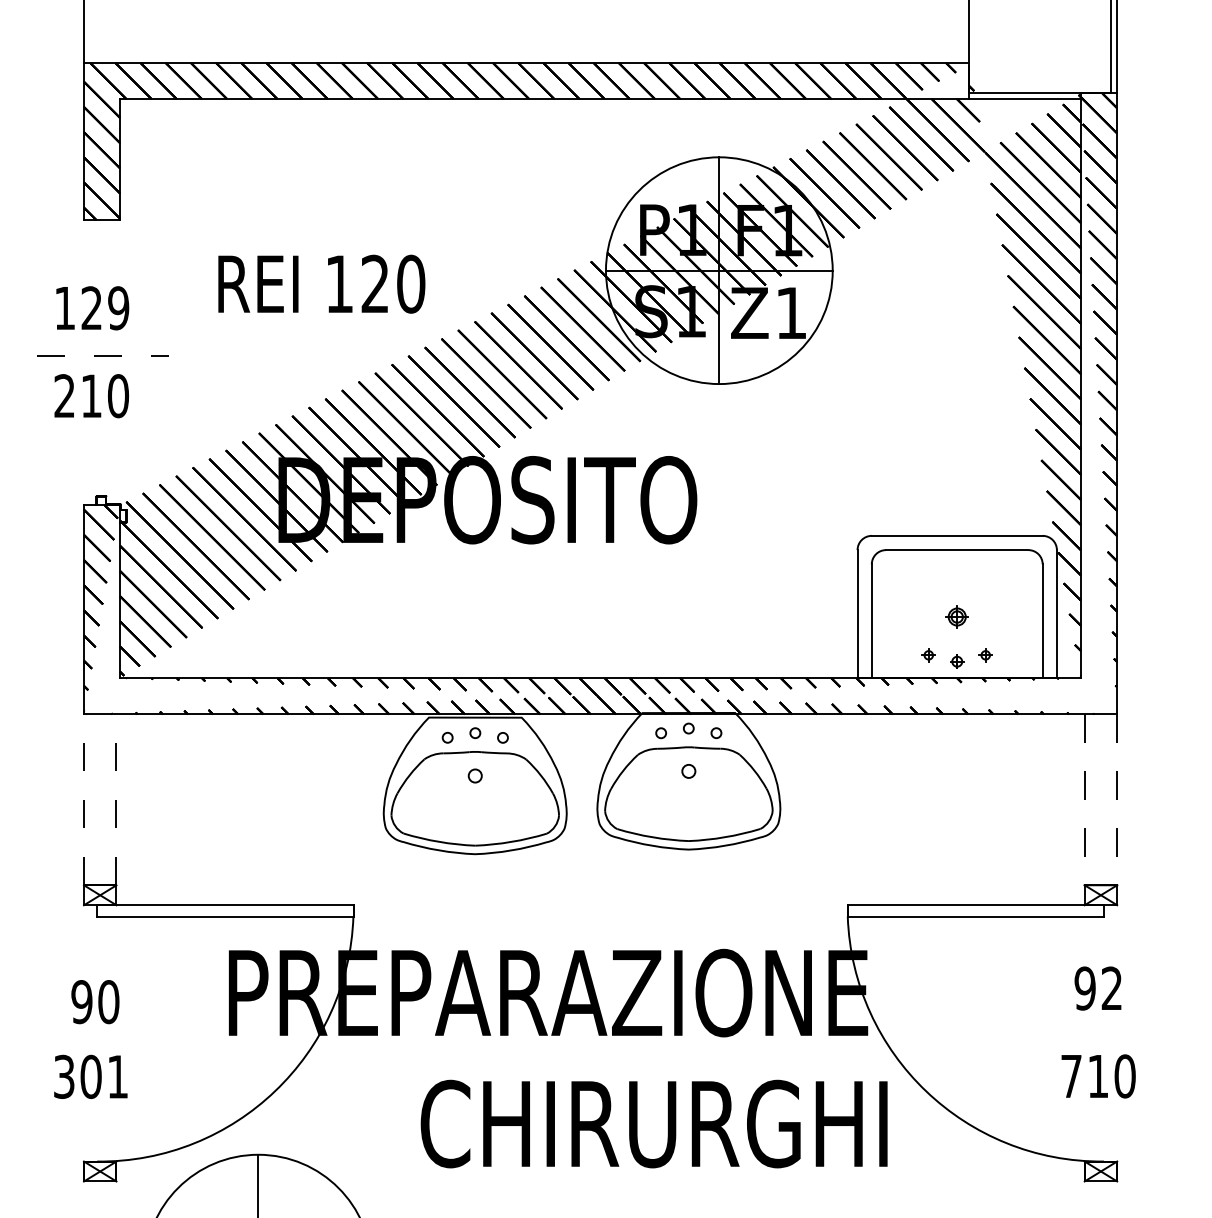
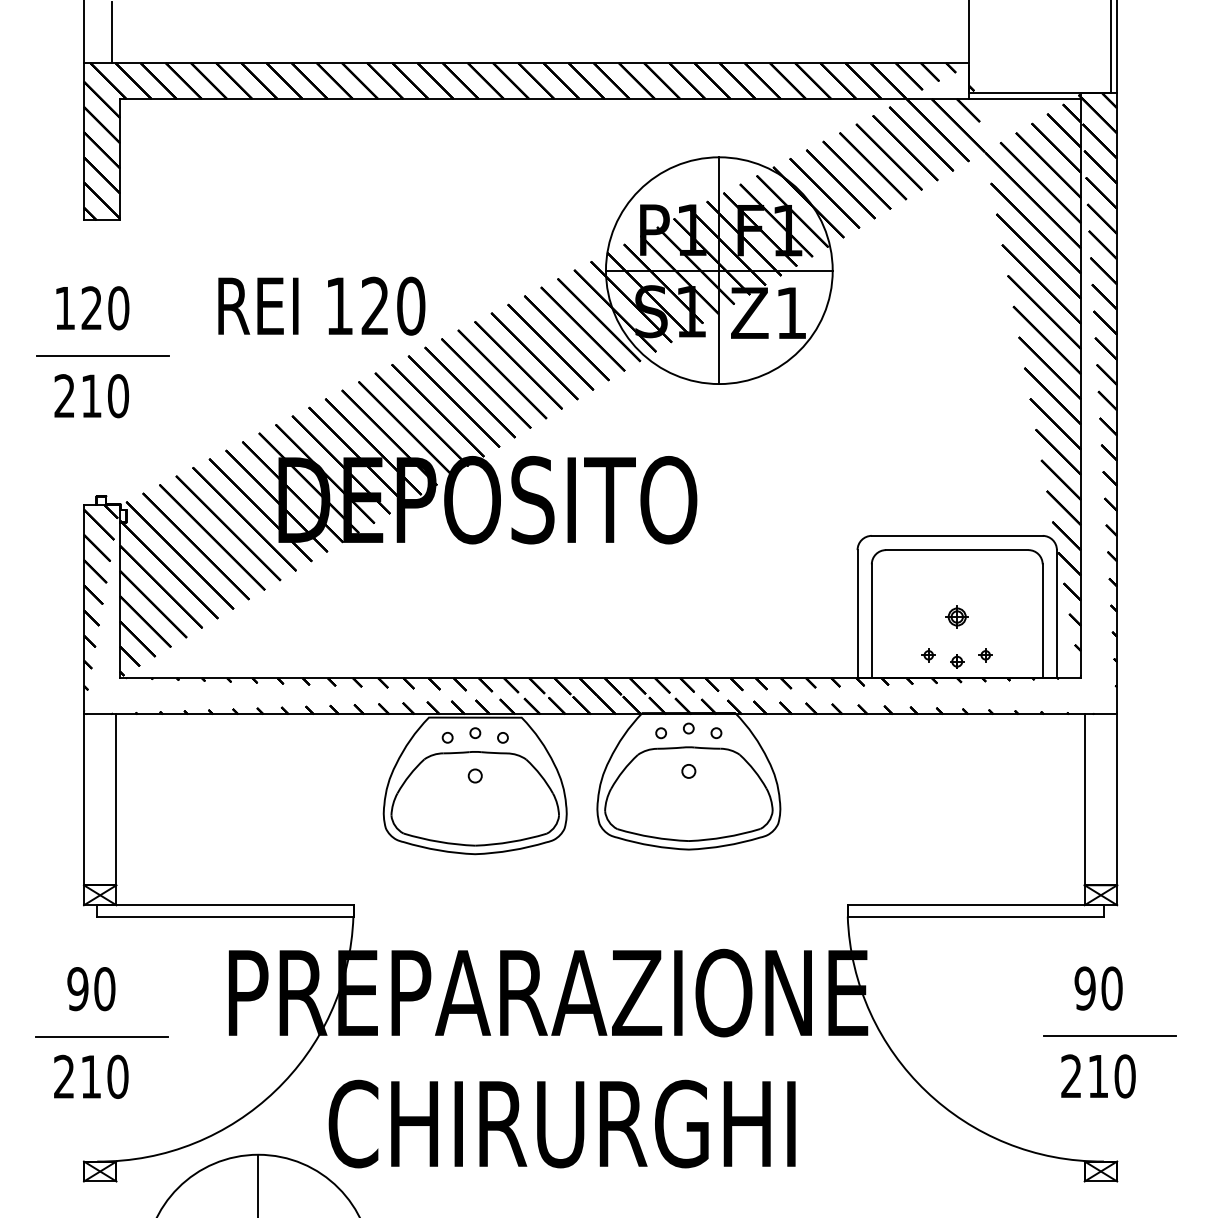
line: none -> present (112, 32)
text position: (321, 283) -> (321, 305) (321, 305)
text: 129 -> 120 (118, 308)
line: dashed -> solid (102, 356)
line: dashed -> solid (84, 799)
line: dashed -> solid (116, 799)
line: dashed -> solid (1084, 800)
line: dashed -> solid (1117, 800)
text: 92 -> 90 (1111, 988)
text position: (95, 1002) -> (91, 989) (91, 989)
line: none -> present (102, 1036)
line: none -> present (1109, 1036)
text: 710 -> 210 (1071, 1075)
text: 301 -> 210 (91, 1076)
text position: (653, 1123) -> (561, 1123) (561, 1123)
